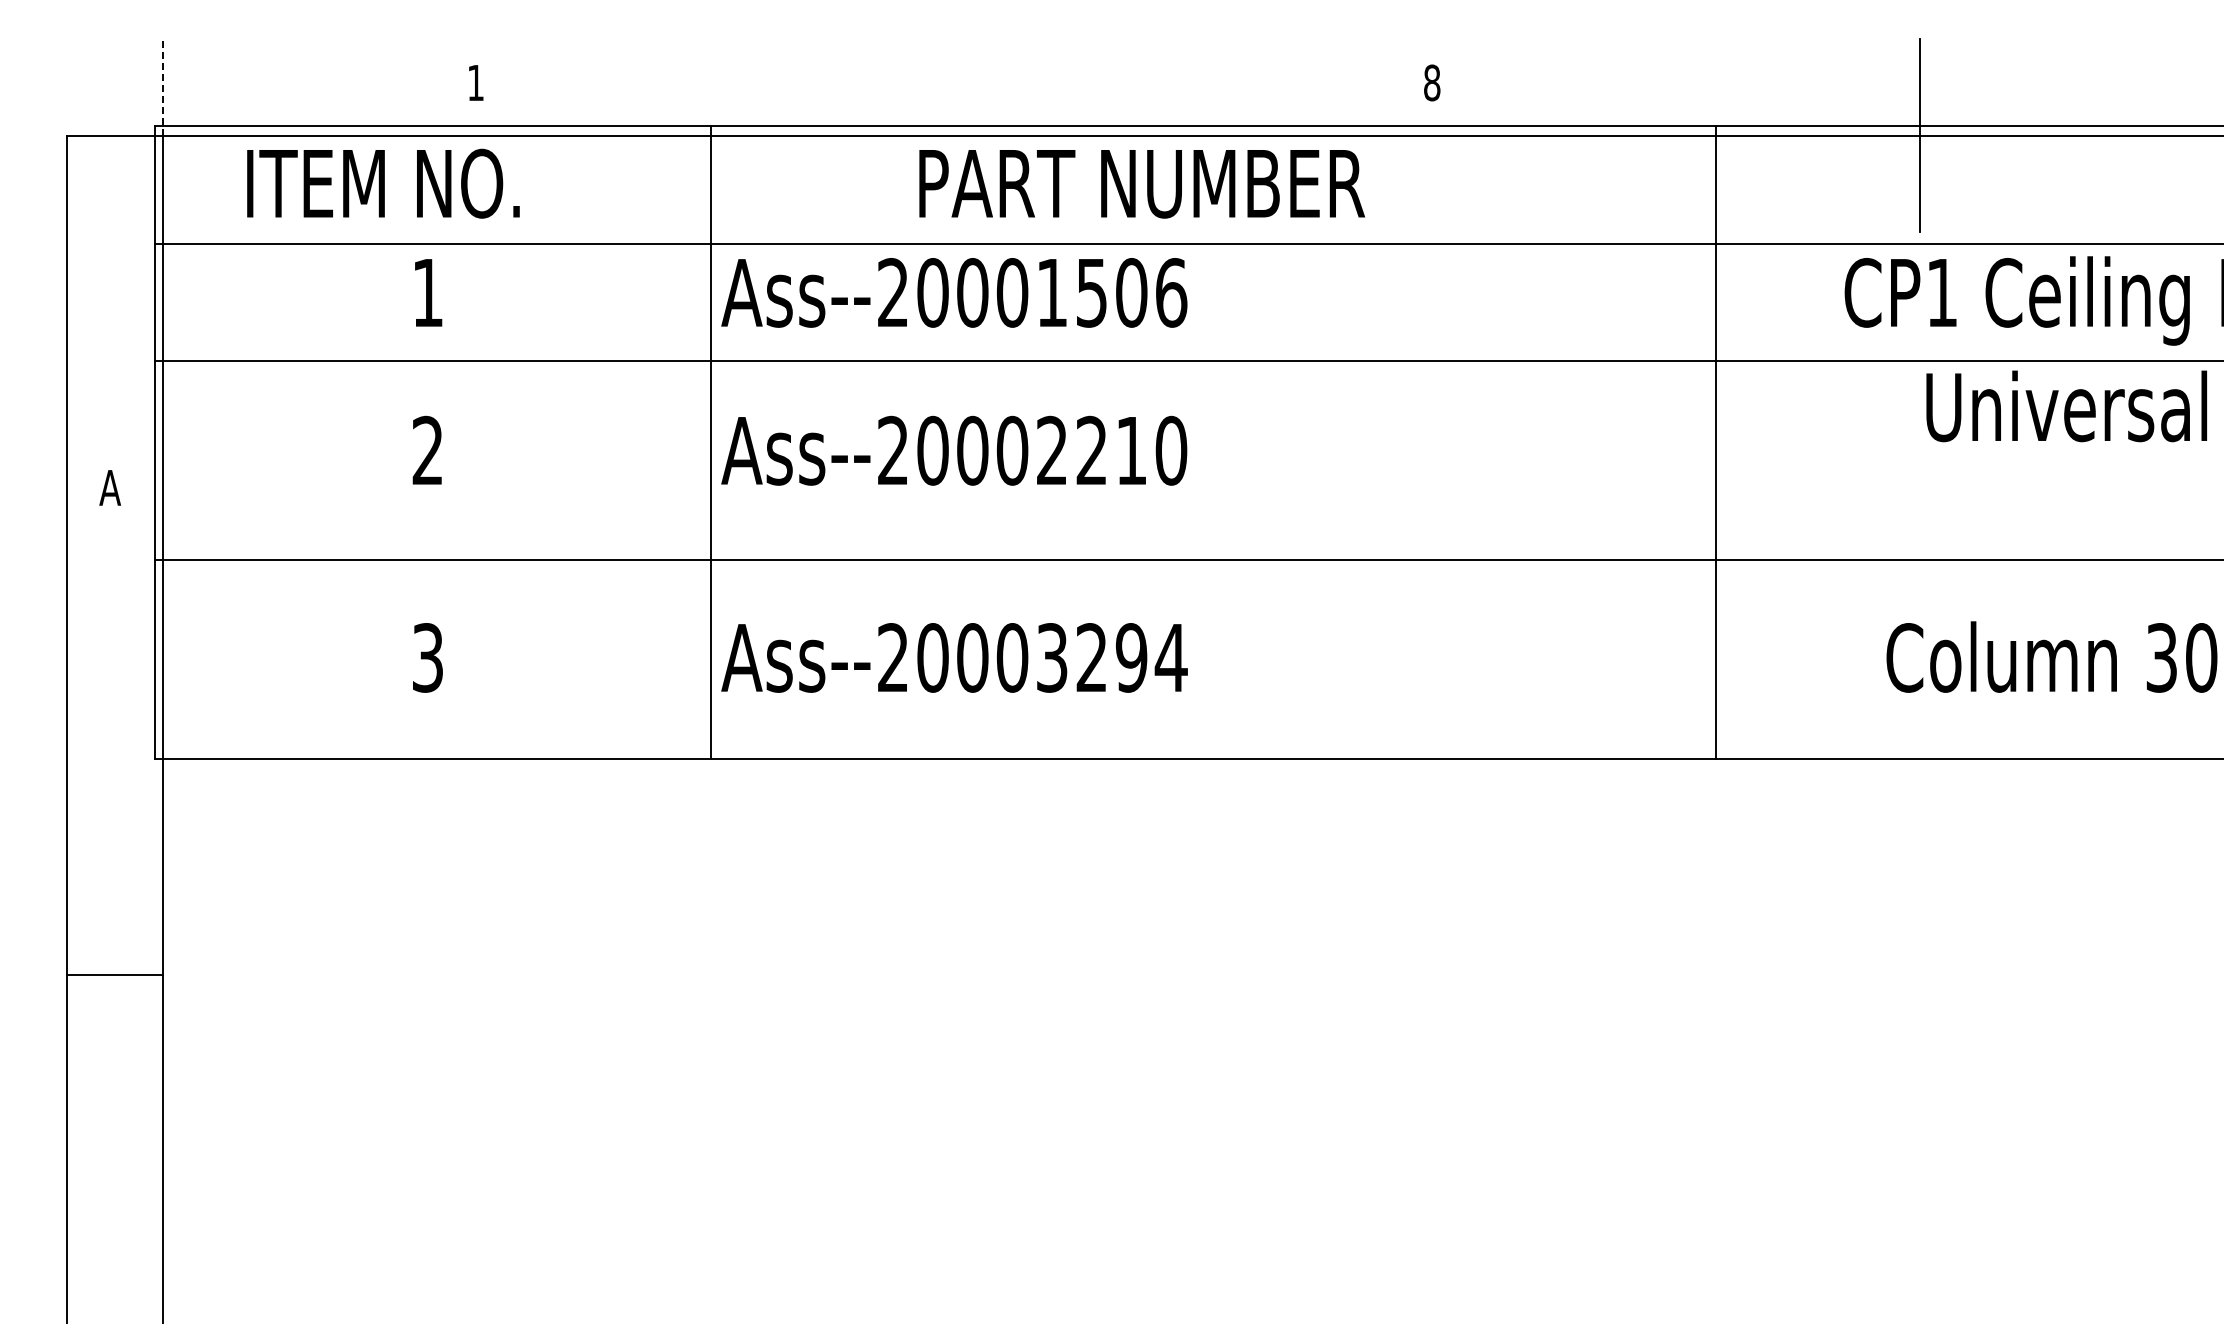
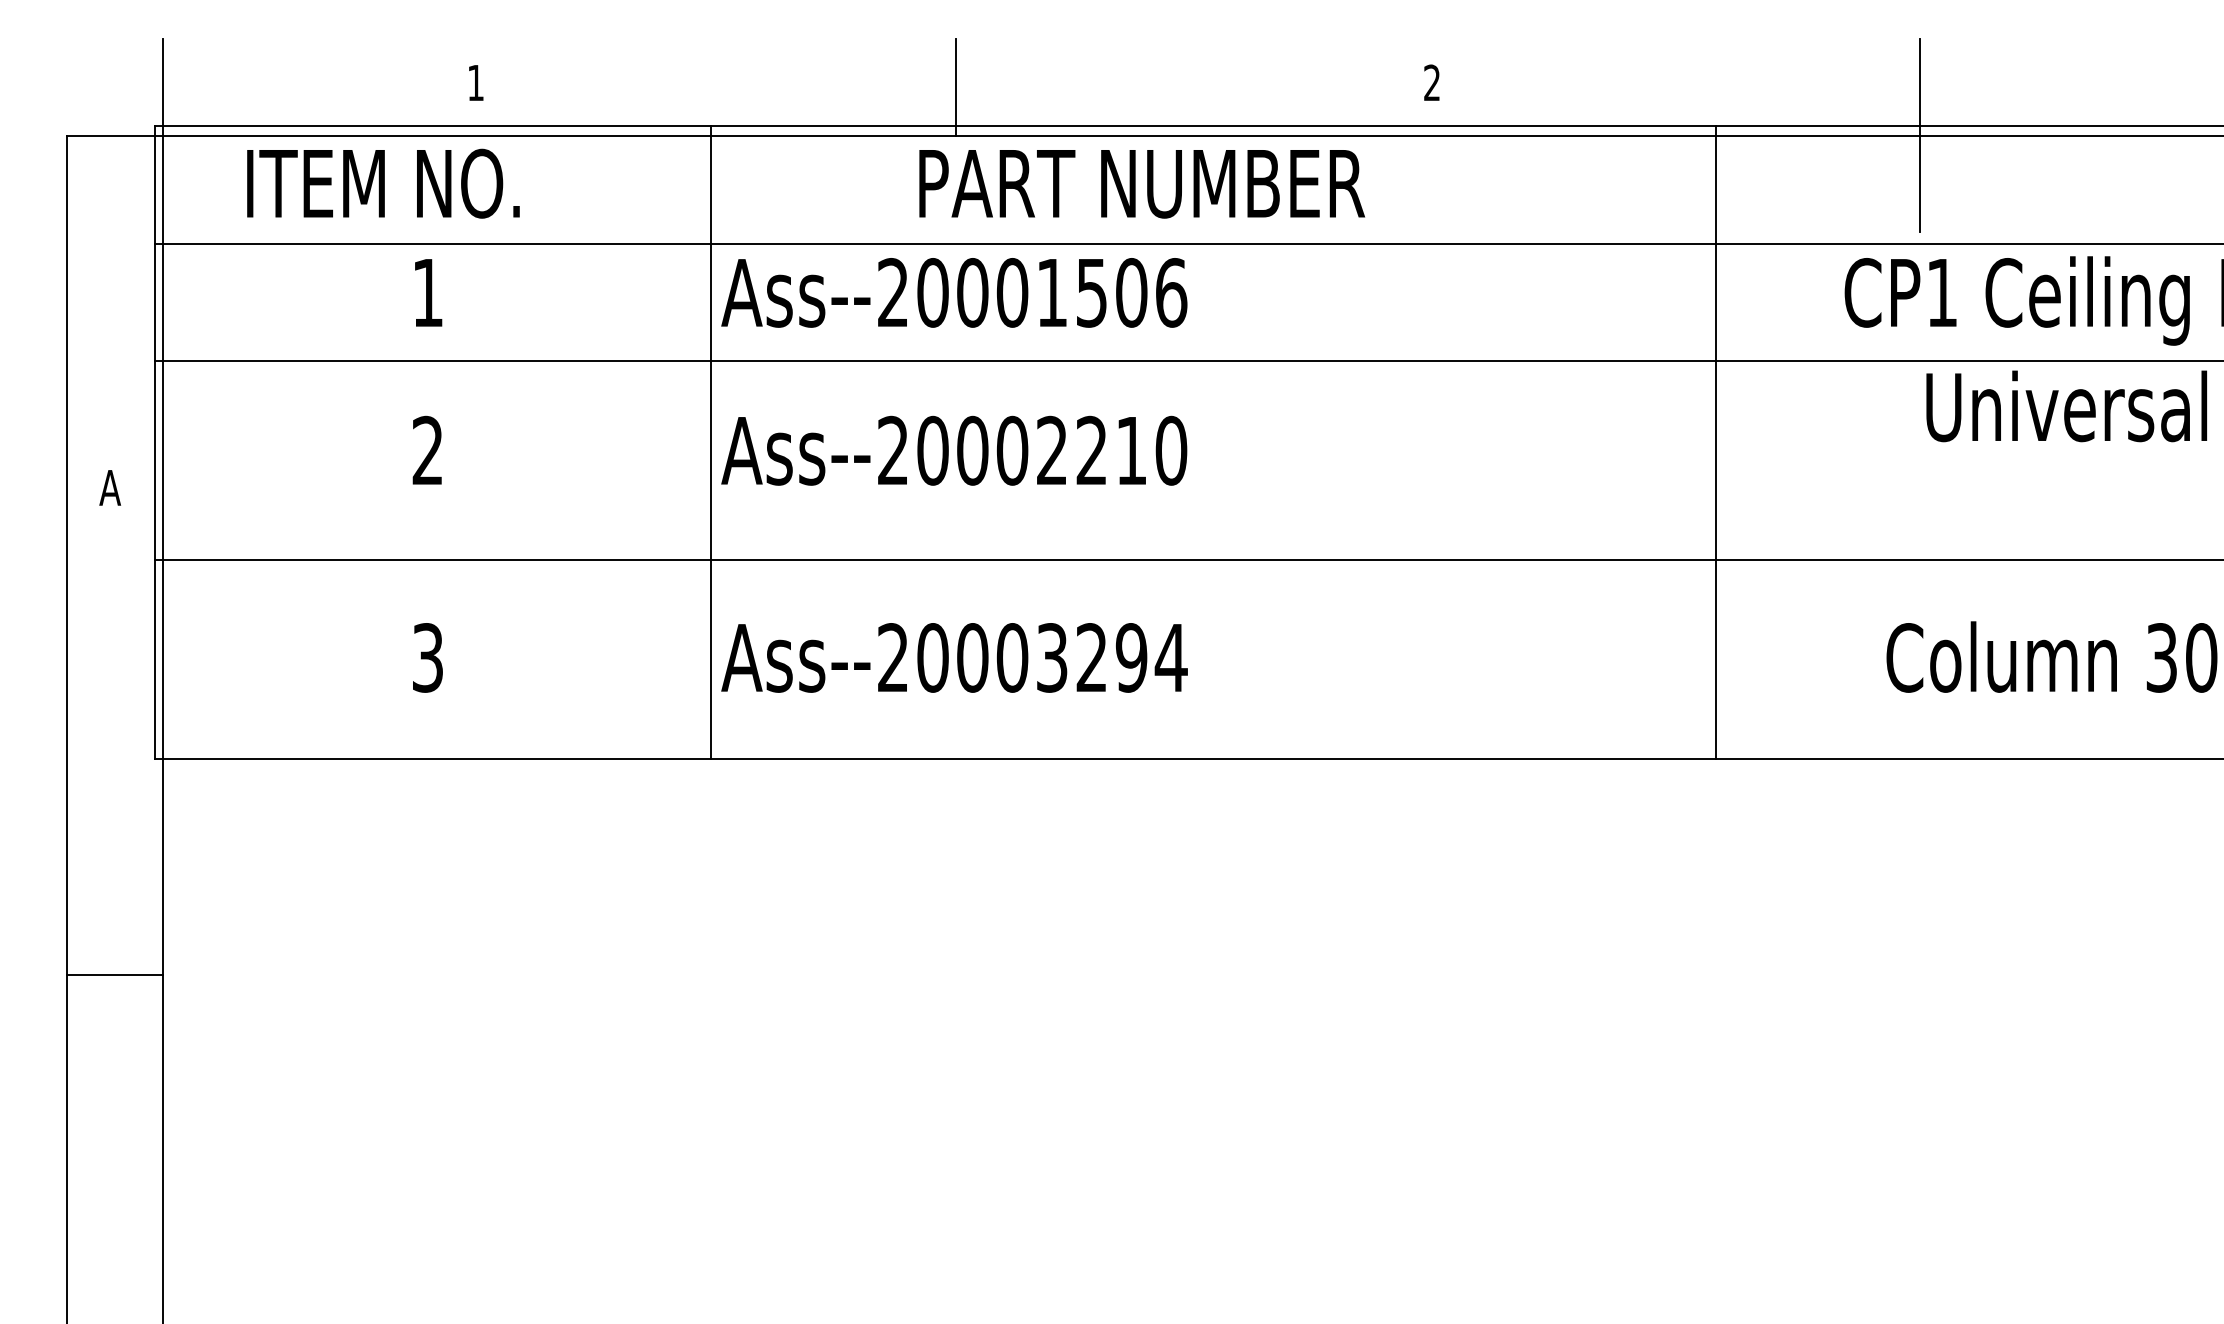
text: 8 -> 2 (1432, 82)
line: dashed -> solid (163, 87)
line: none -> present (955, 87)
